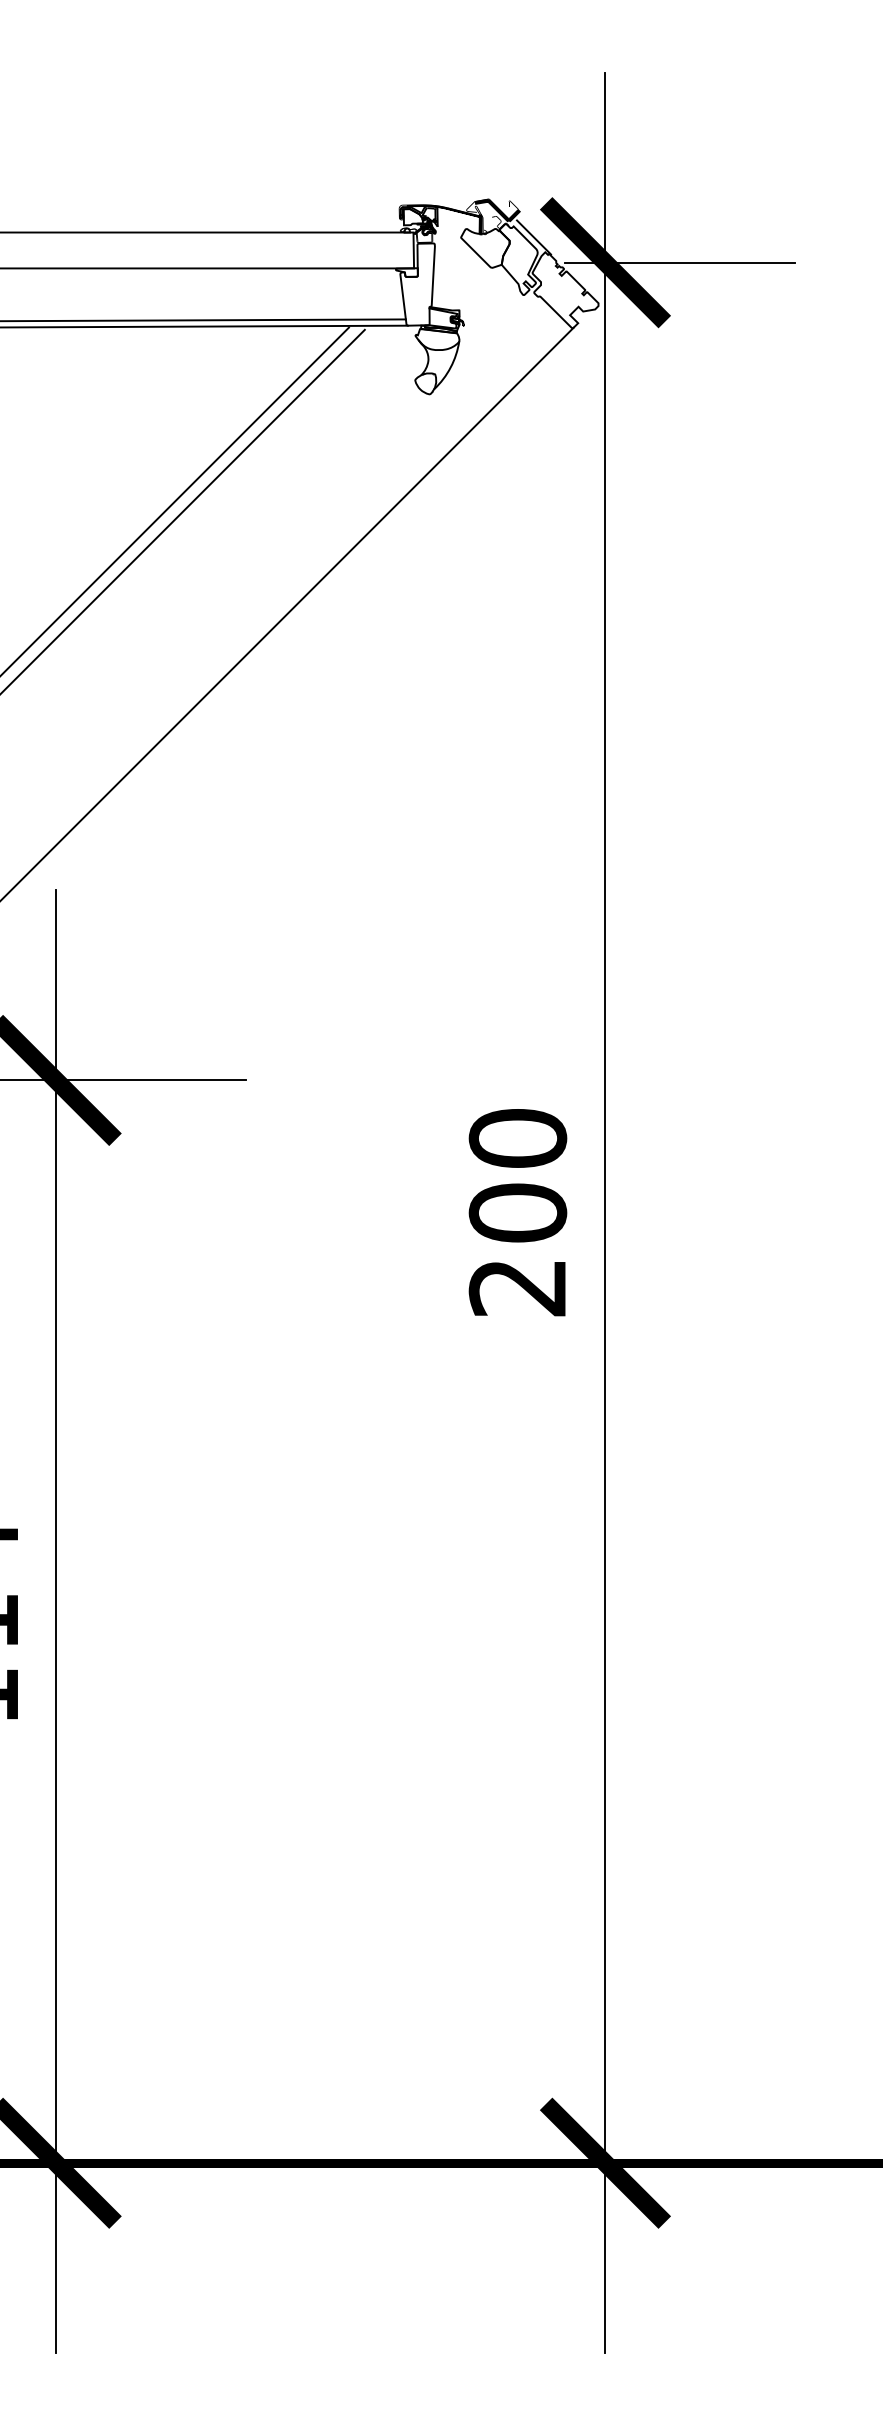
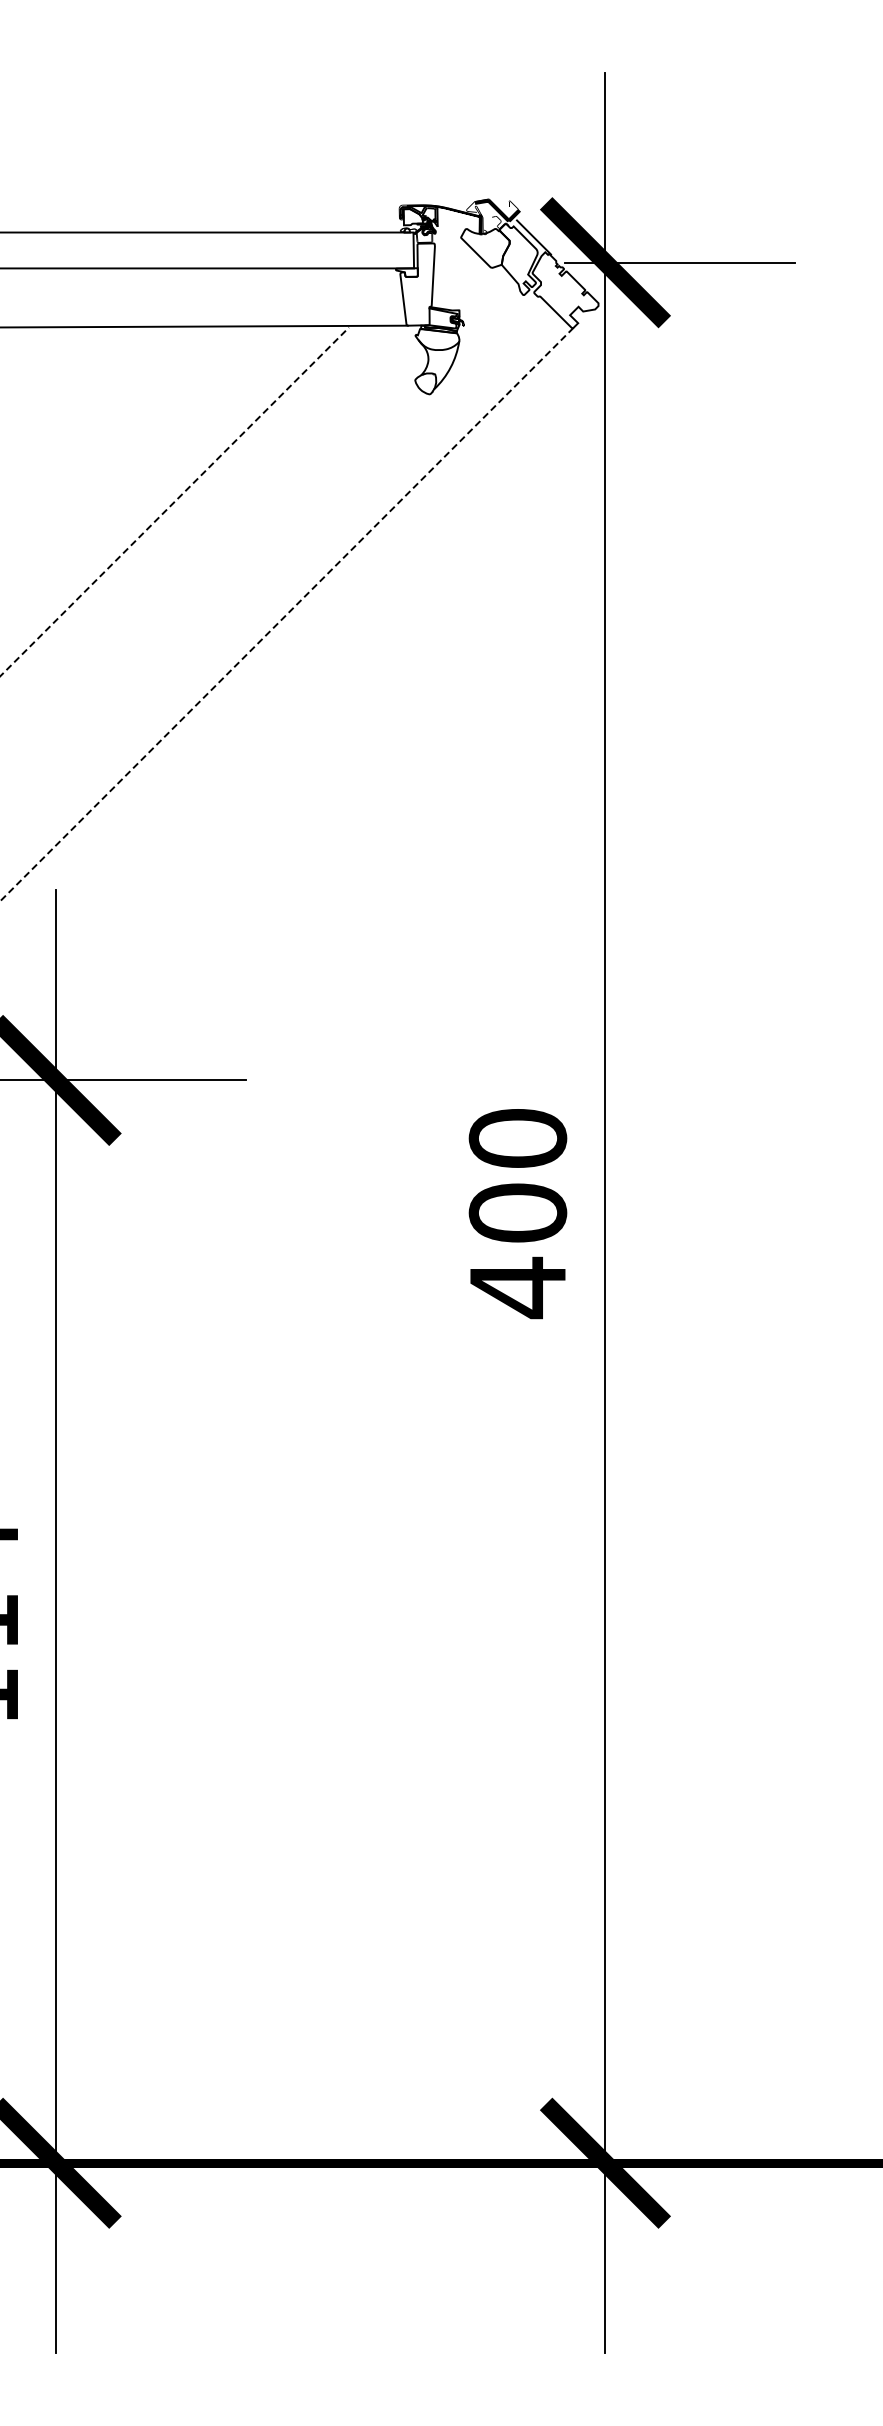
line: present -> none (203, 320)
line: solid -> dashed (175, 501)
line: present -> none (183, 510)
line: solid -> dashed (286, 614)
text: 200 -> 400 (516, 1287)
